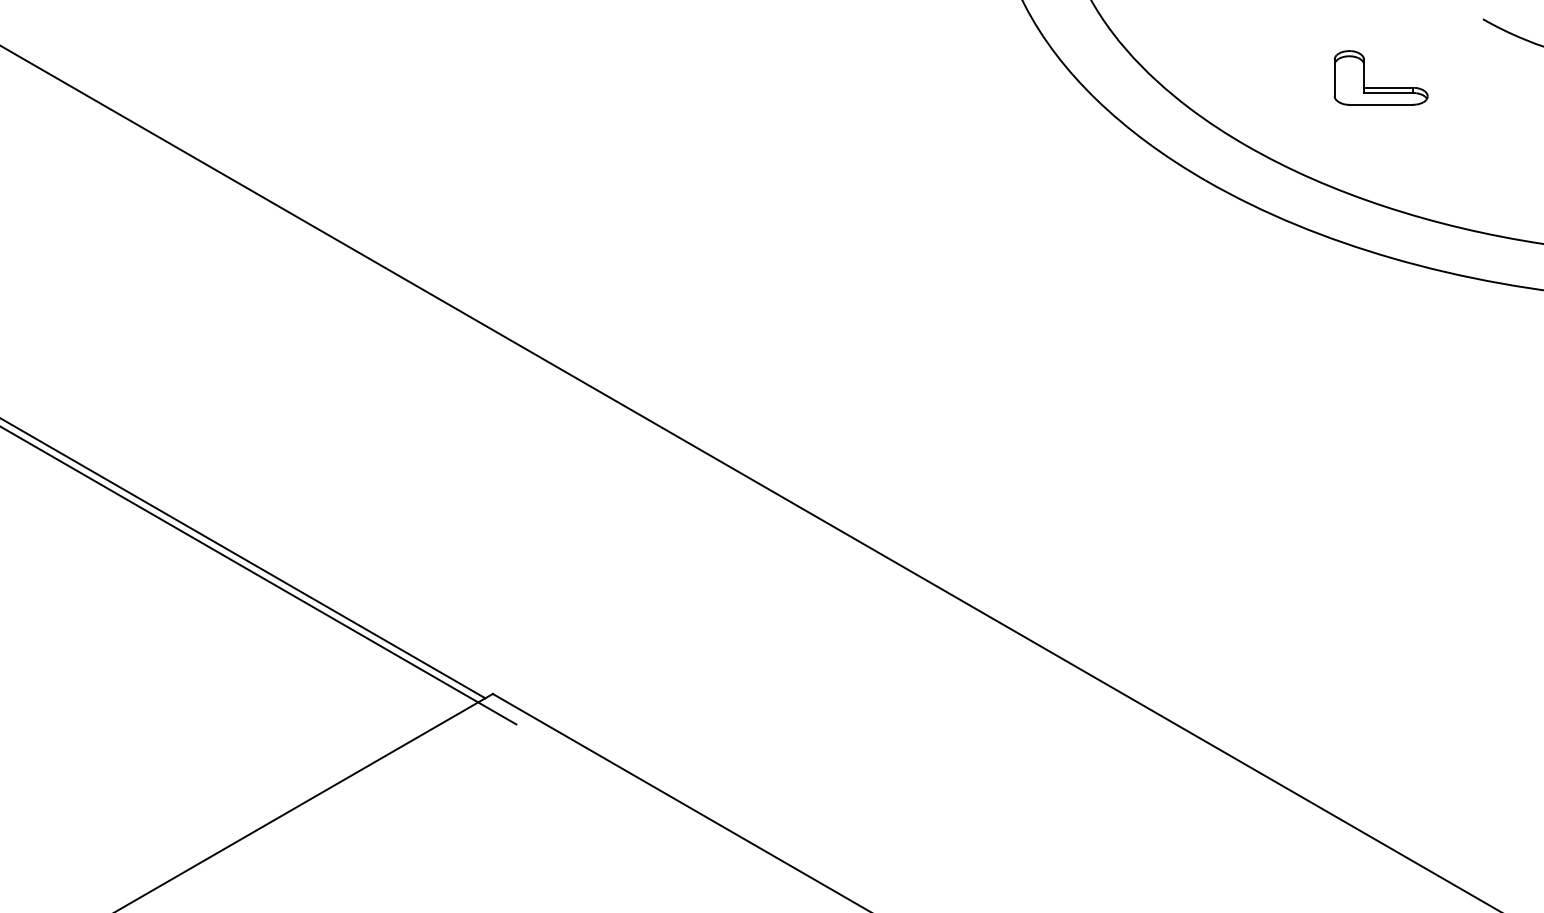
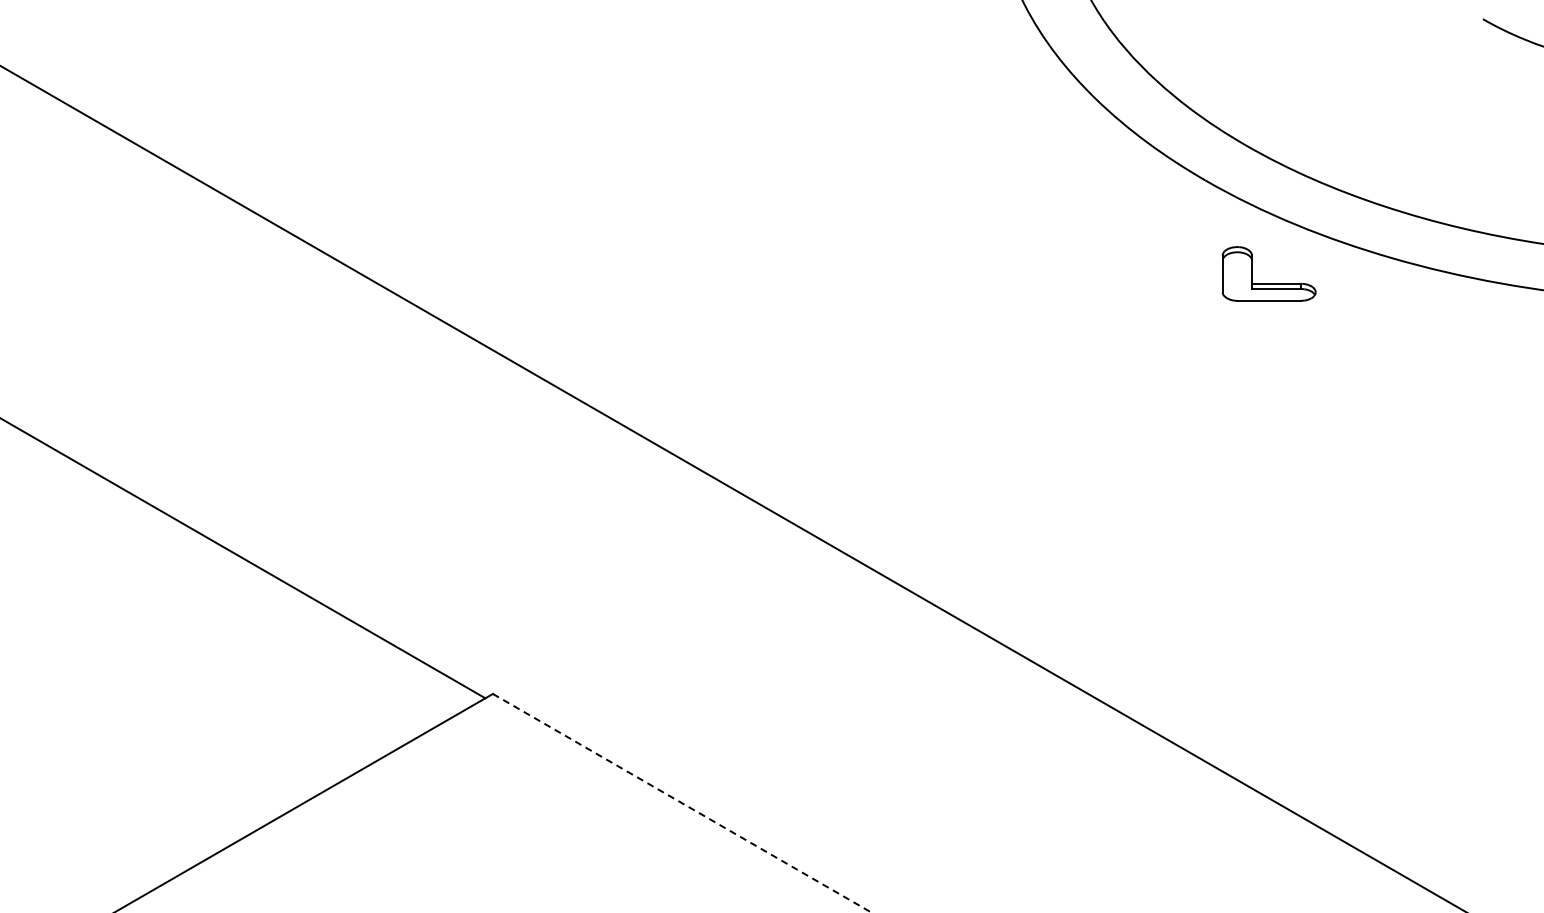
part position: (1380, 87) -> (1268, 283) (1268, 283)
line position: (749, 477) -> (732, 488) (732, 488)
line: present -> none (259, 575)
line: solid -> dashed (682, 803)
